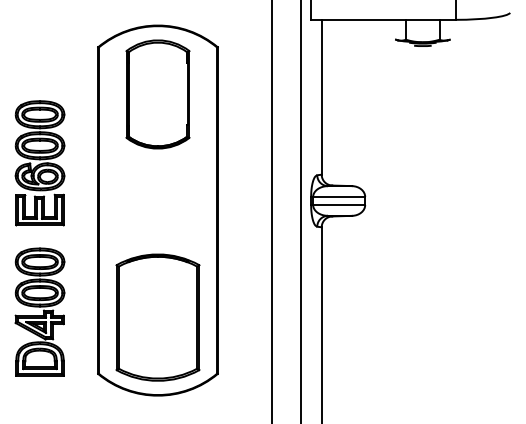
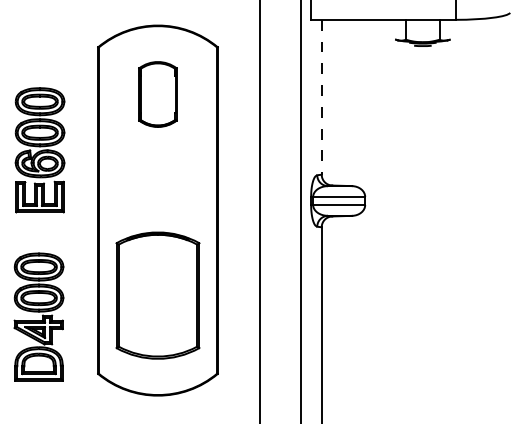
part size: 66x111 px -> 40x67 px (157, 94)
line: solid -> dashed (321, 97)
part position: (39, 163) -> (39, 150) (39, 150)
line position: (272, 211) -> (260, 211) (260, 211)
part position: (39, 311) -> (38, 316) (38, 316)
part position: (157, 317) -> (157, 295) (157, 295)
